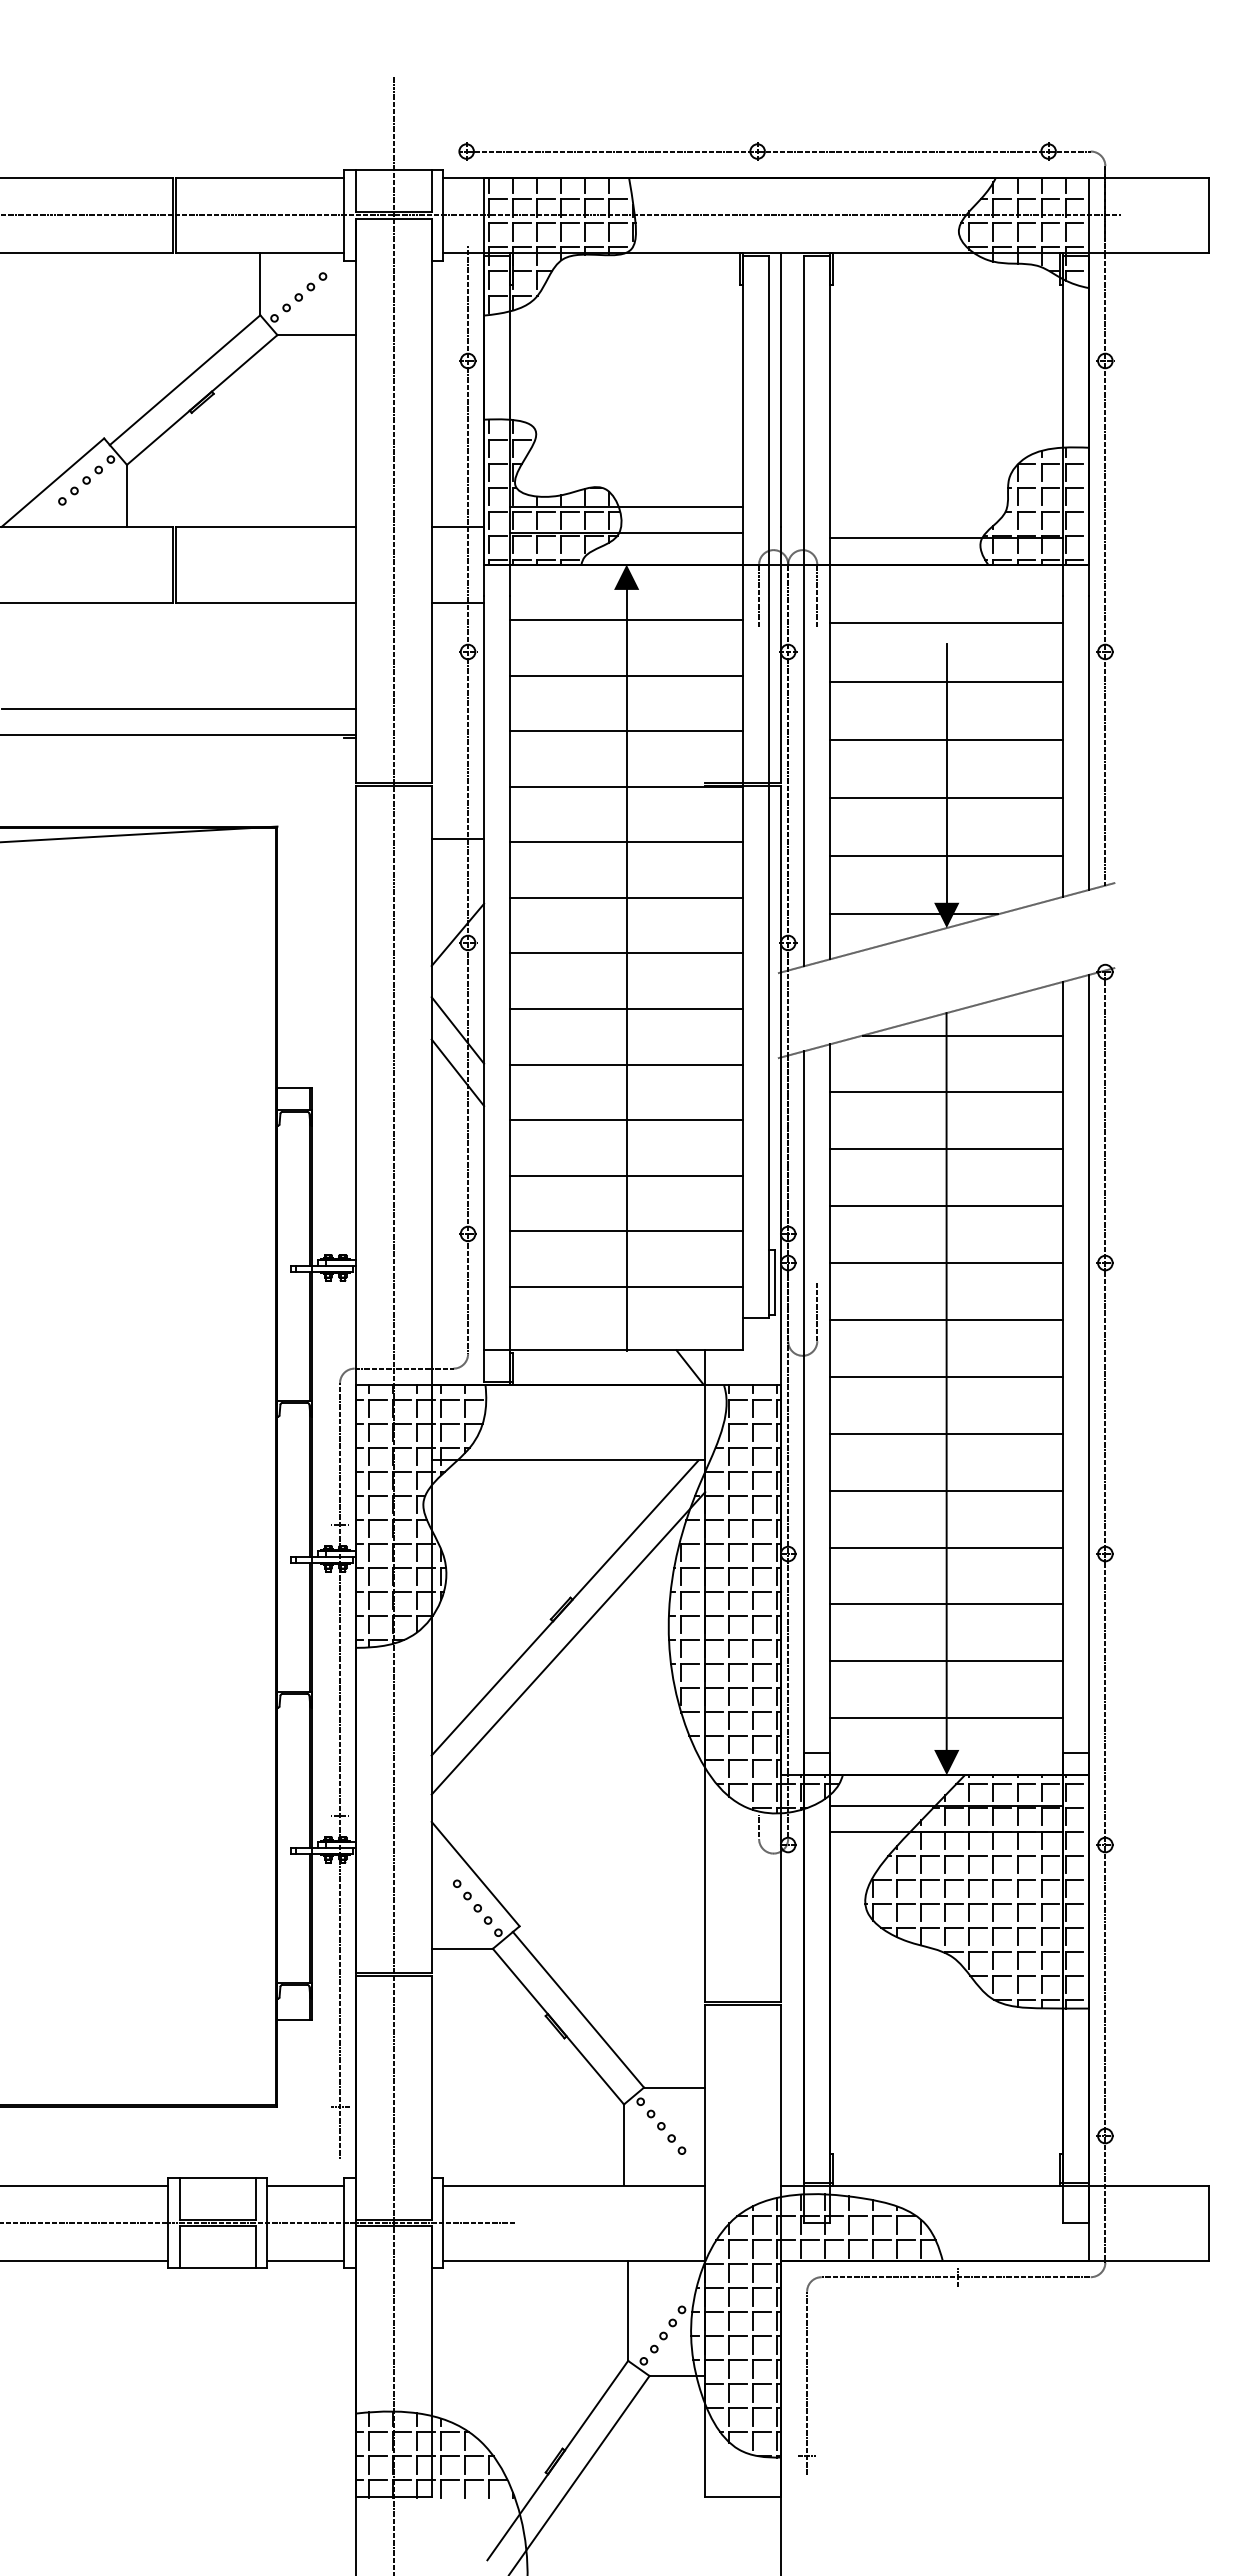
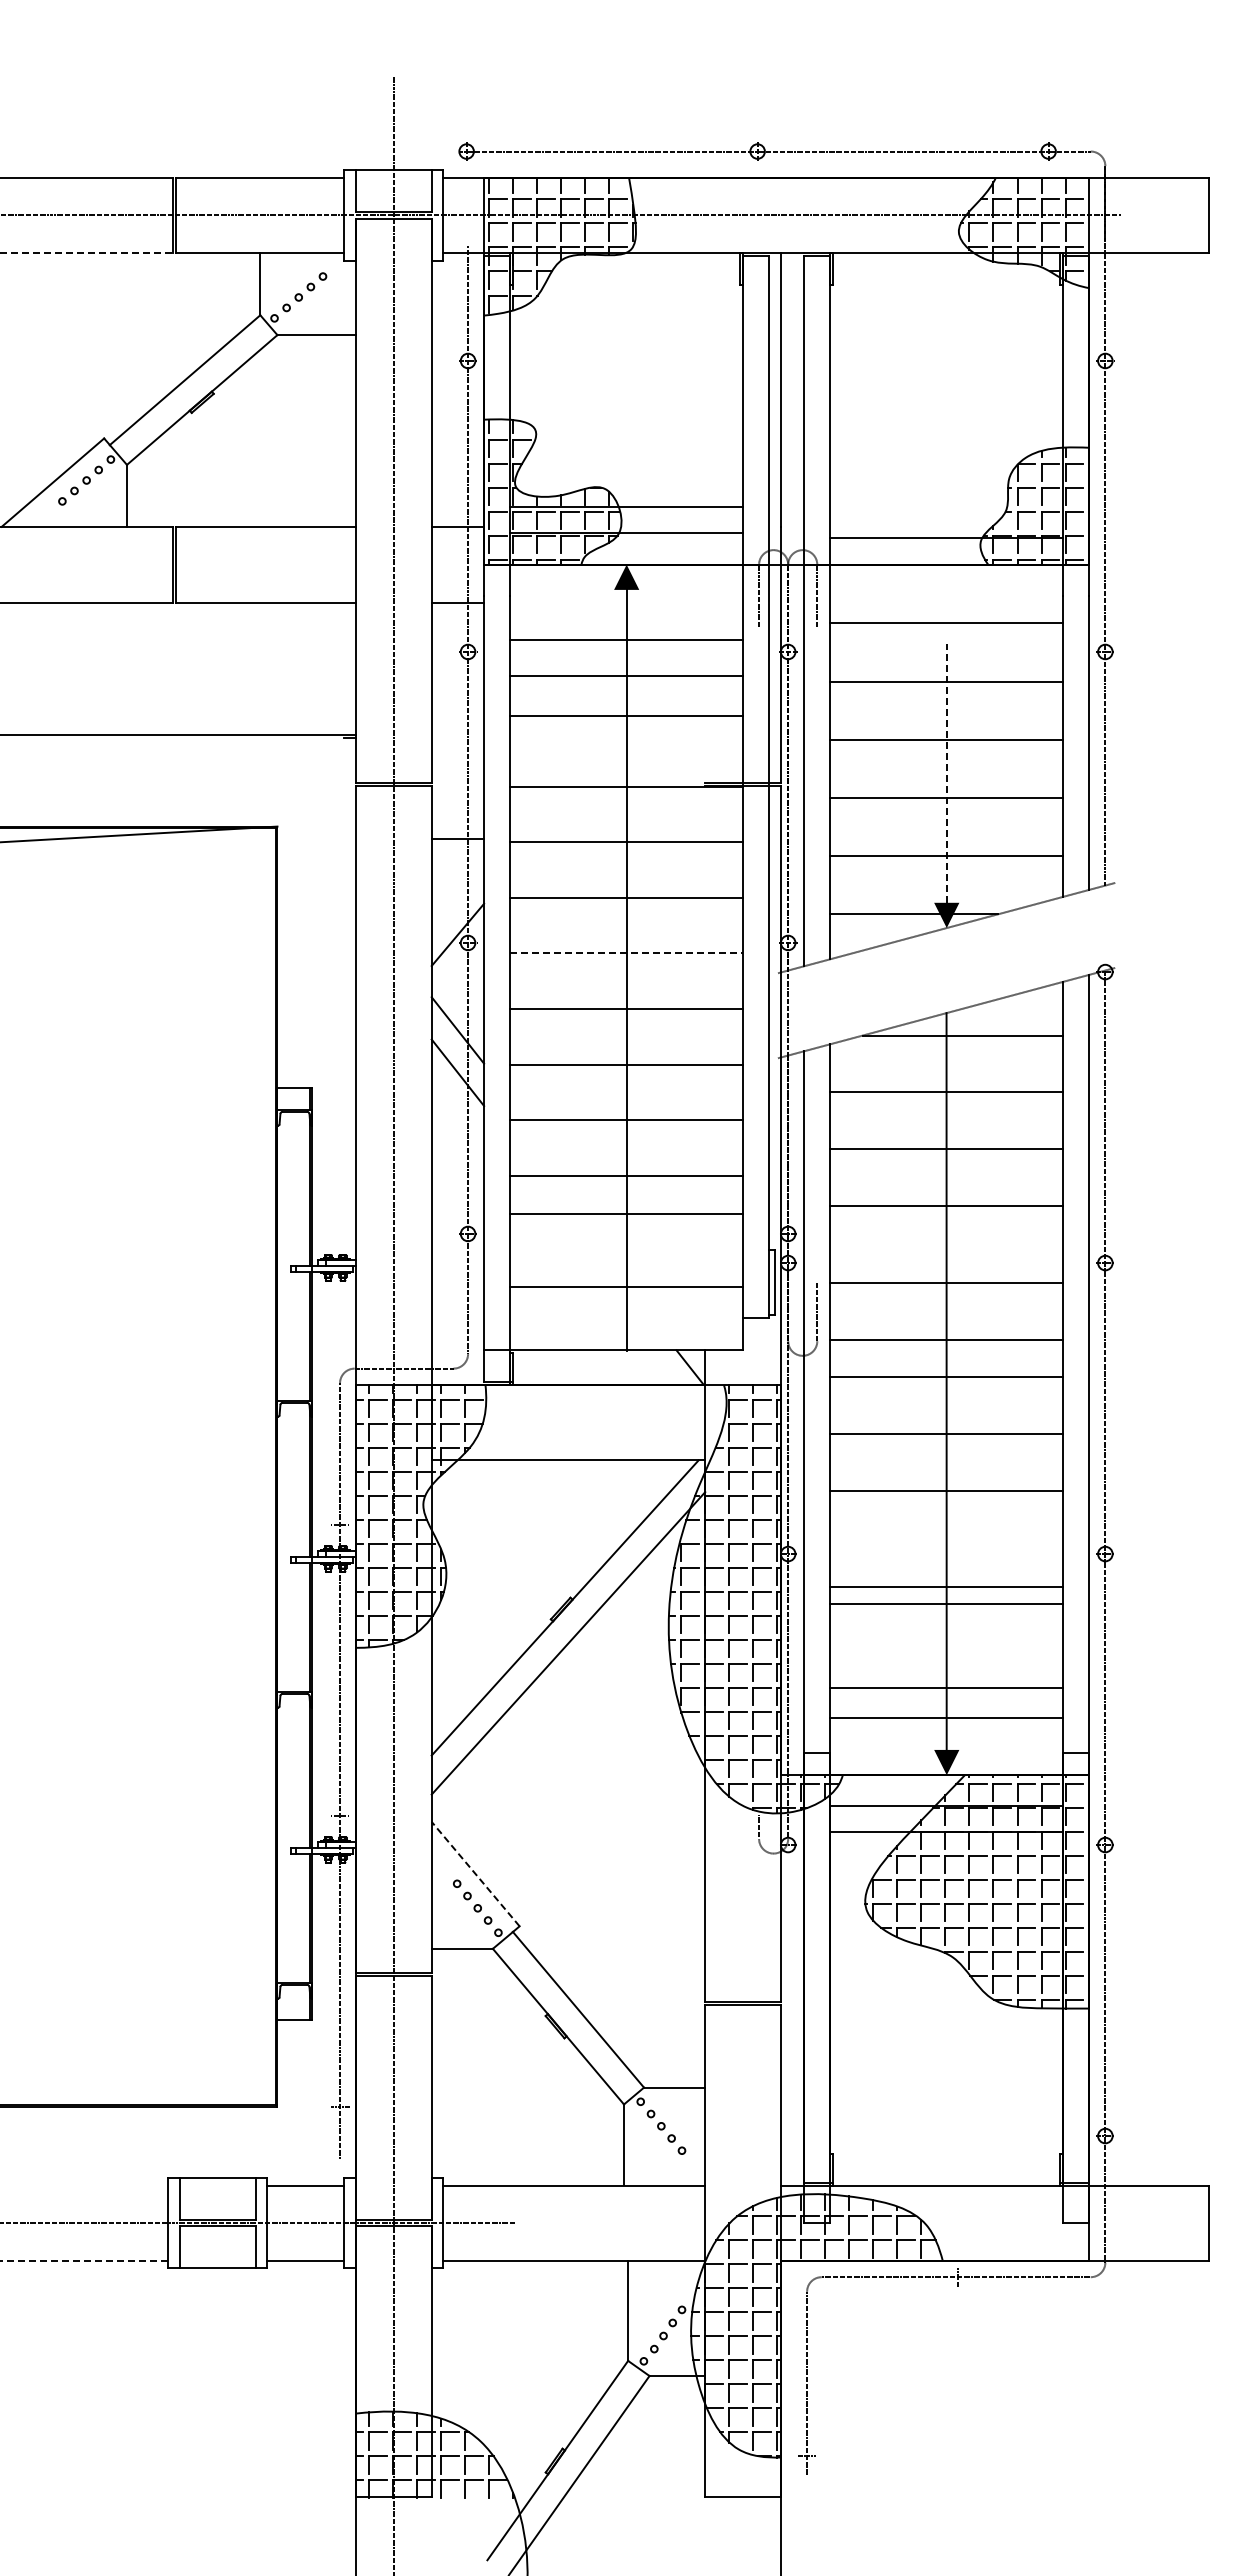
line: solid -> dashed (86, 253)
line position: (626, 620) -> (626, 640) (626, 640)
line: present -> none (179, 708)
line position: (626, 731) -> (626, 716) (626, 716)
line: solid -> dashed (946, 773)
line: solid -> dashed (627, 953)
line position: (626, 1231) -> (626, 1214) (626, 1214)
line position: (946, 1263) -> (946, 1283) (946, 1283)
line position: (946, 1320) -> (946, 1340) (946, 1340)
line position: (946, 1547) -> (946, 1586) (946, 1586)
line position: (946, 1661) -> (946, 1688) (946, 1688)
line: solid -> dashed (475, 1873)
line: present -> none (85, 2185)
line: solid -> dashed (84, 2261)
